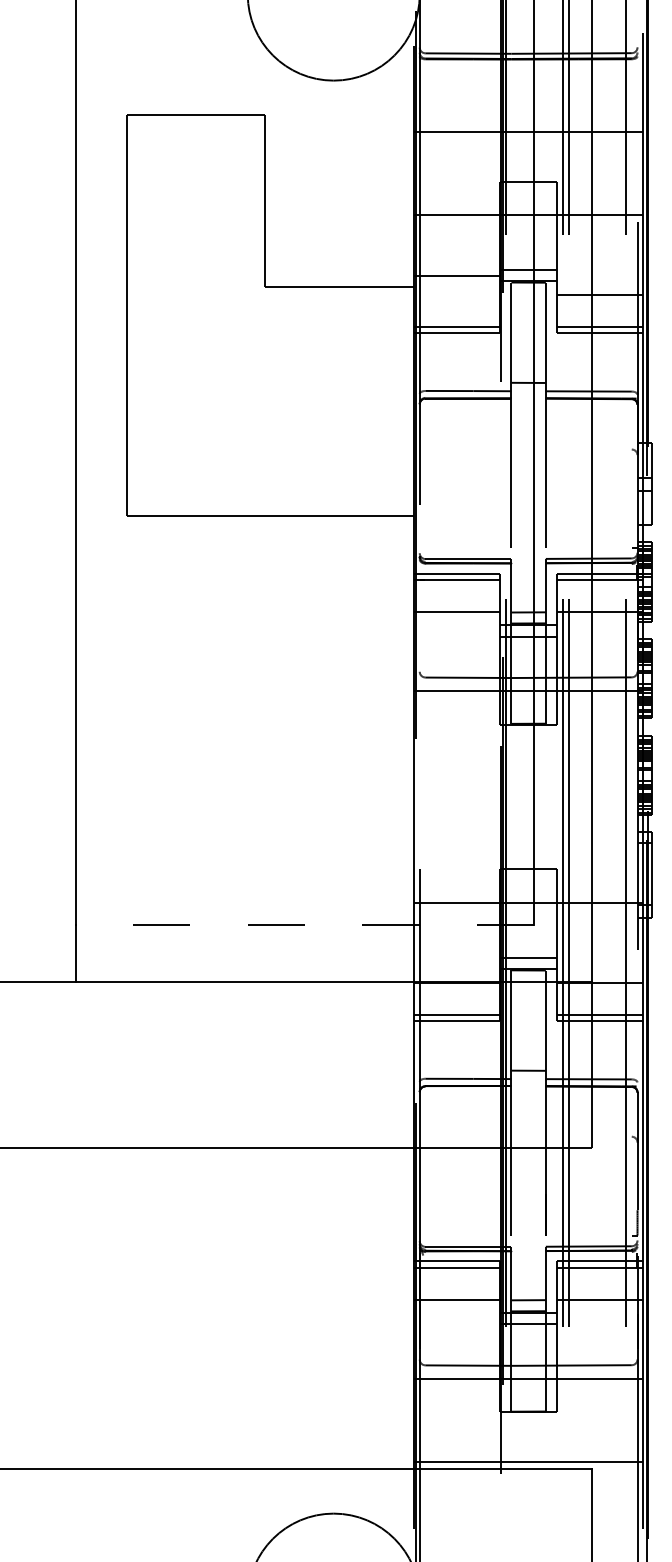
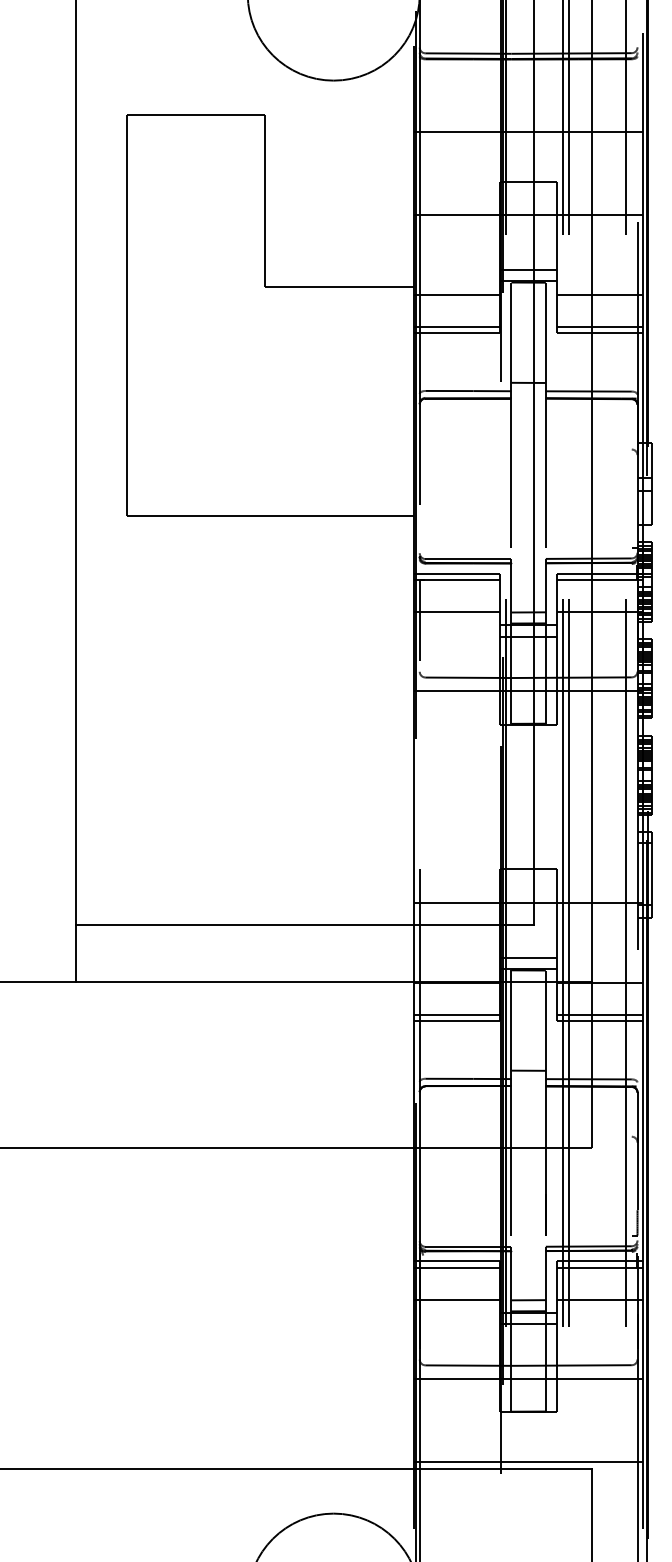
line position: (456, 275) -> (456, 294) (456, 294)
line: none -> present (419, 620)
line: dashed -> solid (304, 924)
